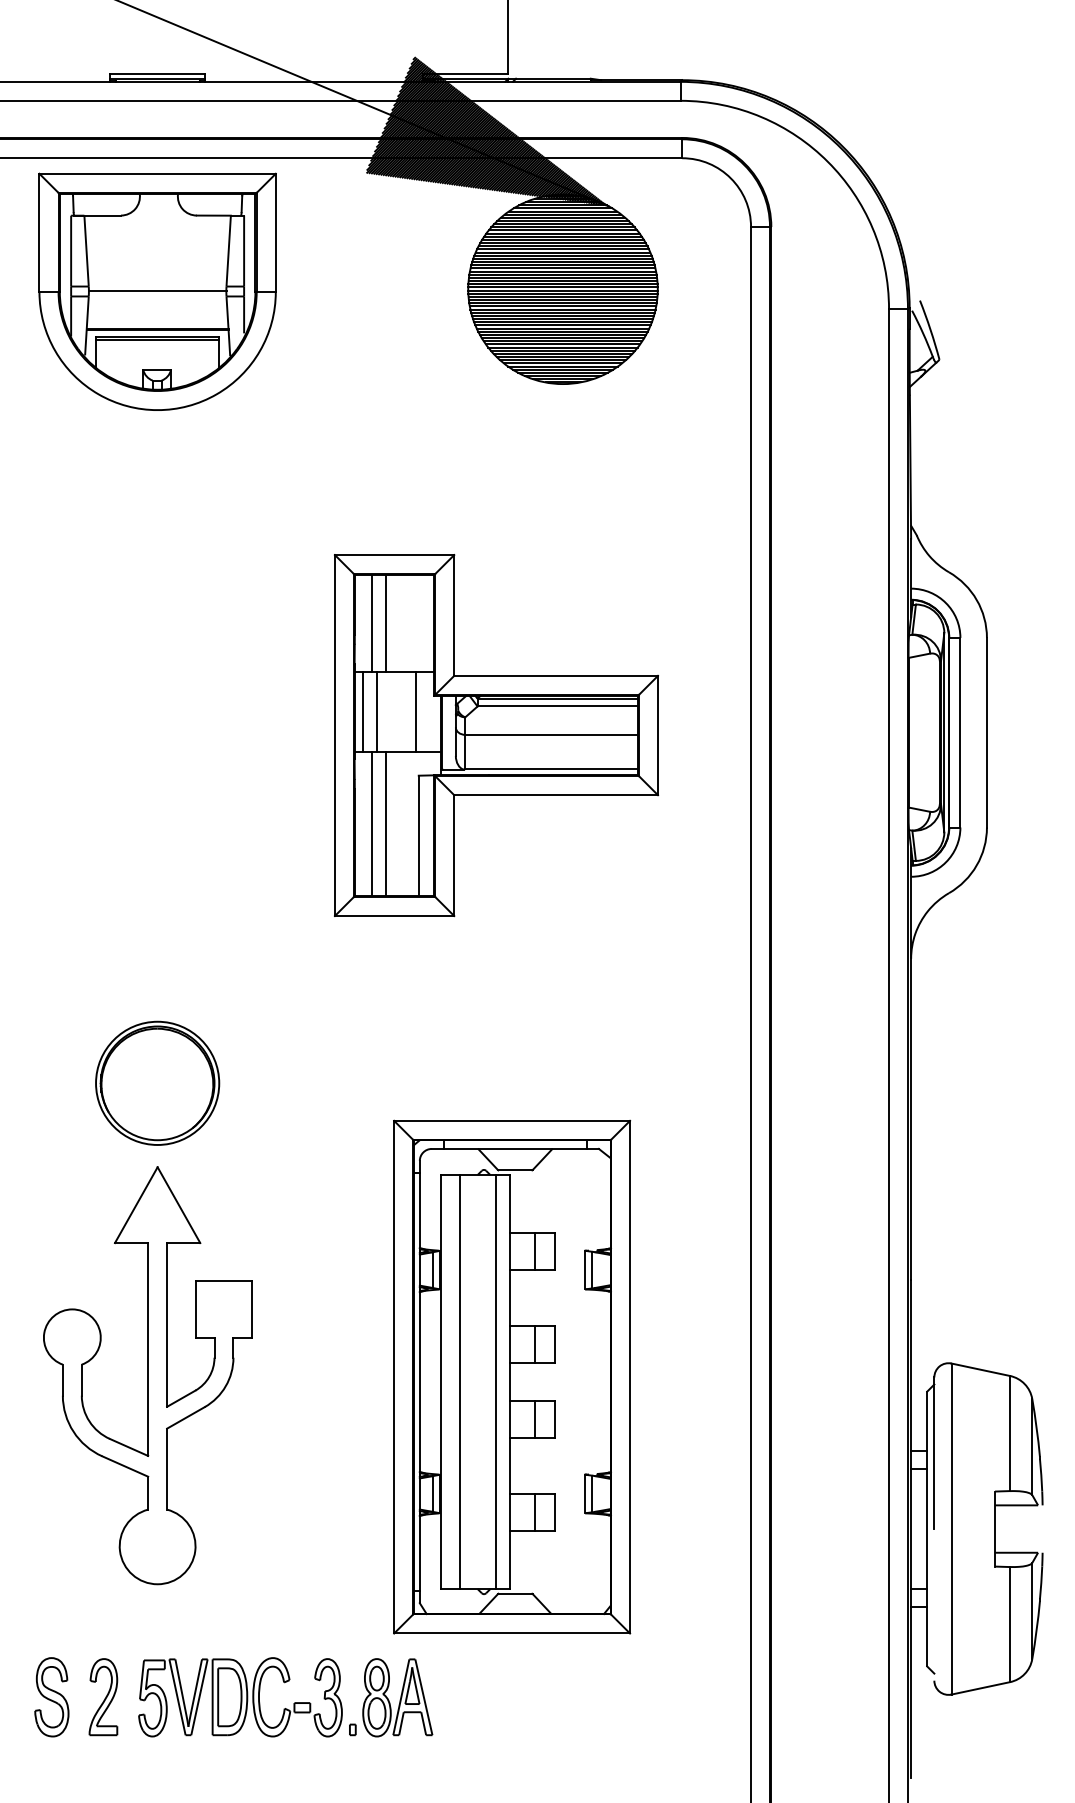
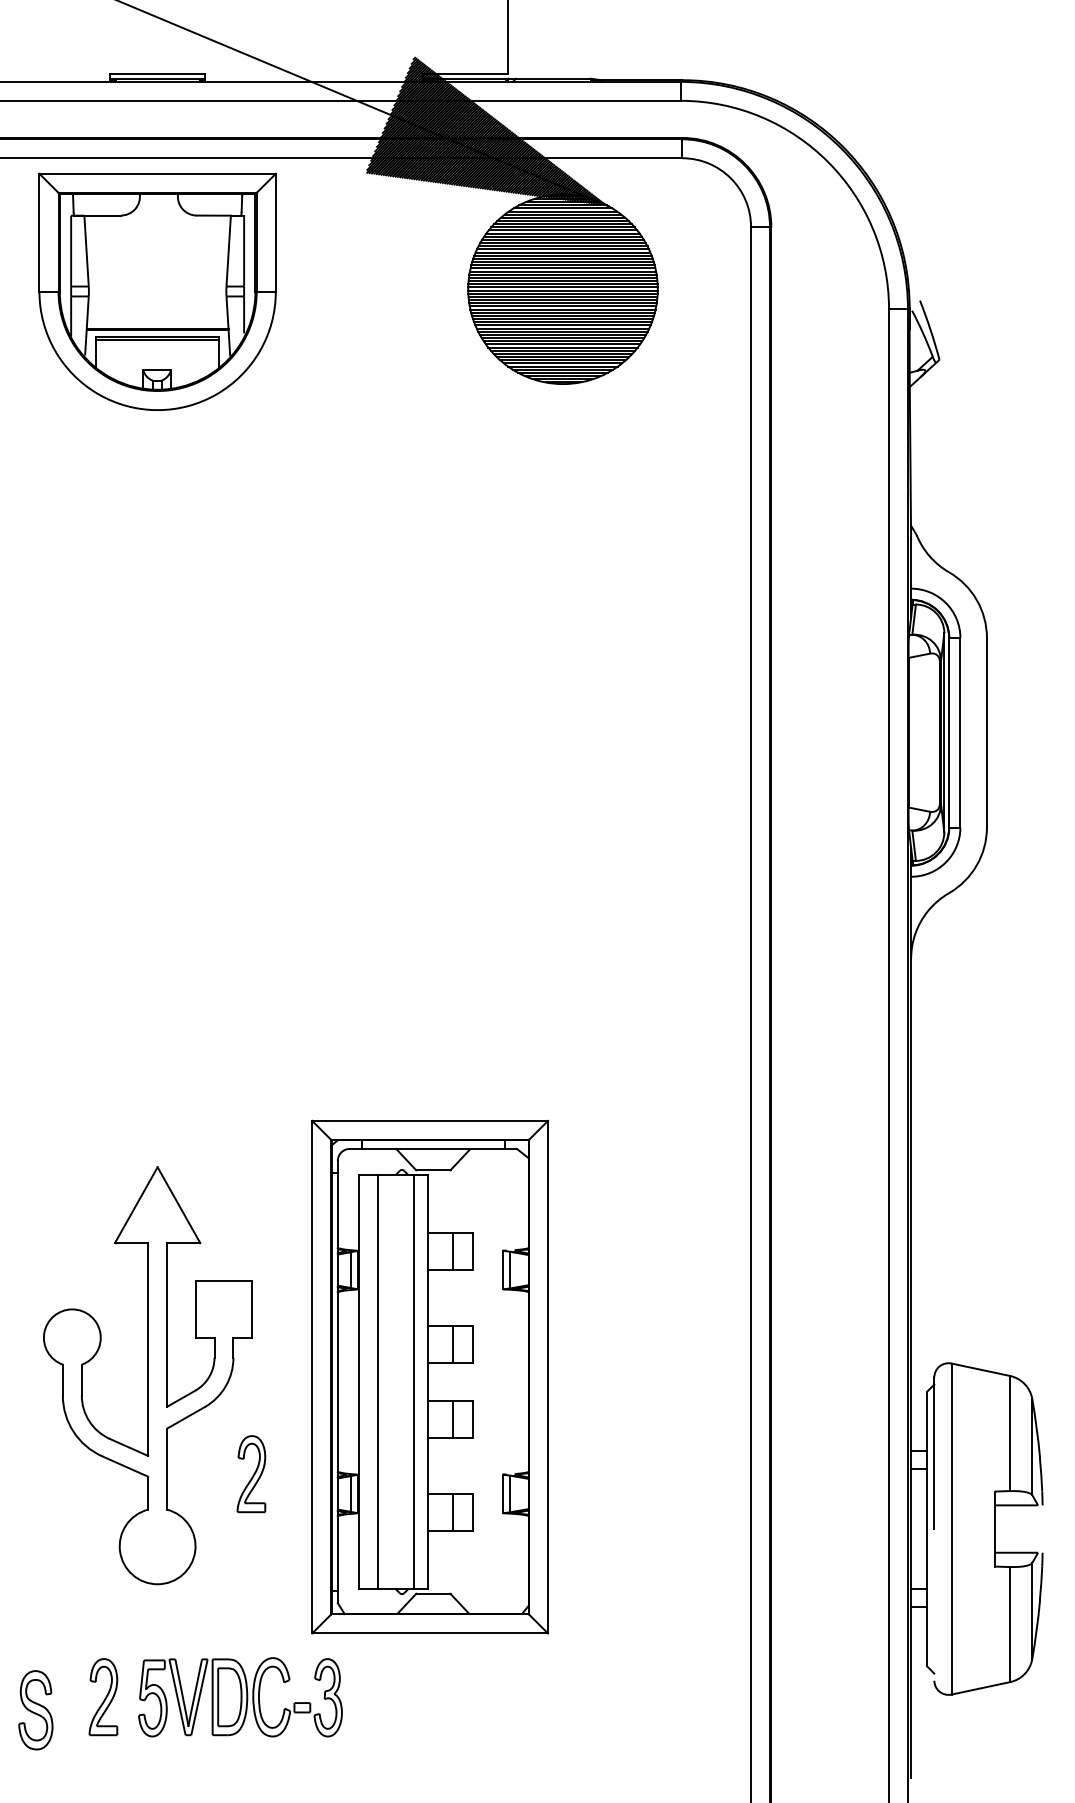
line: present -> none (157, 291)
part: present -> none (496, 735)
part: present -> none (157, 1082)
part position: (512, 1376) -> (430, 1376) (430, 1376)
part: none -> present (251, 1474)
part position: (51, 1697) -> (35, 1710) (35, 1710)
part: present -> none (391, 1697)
